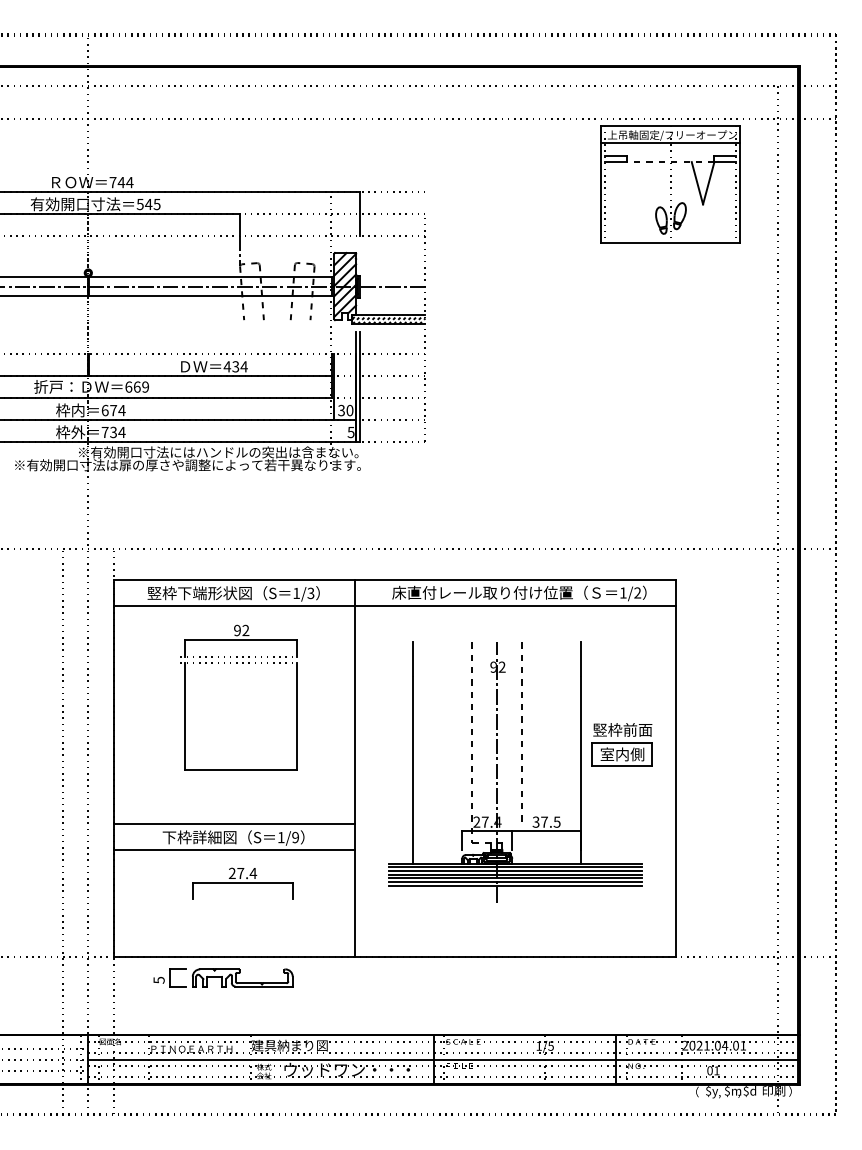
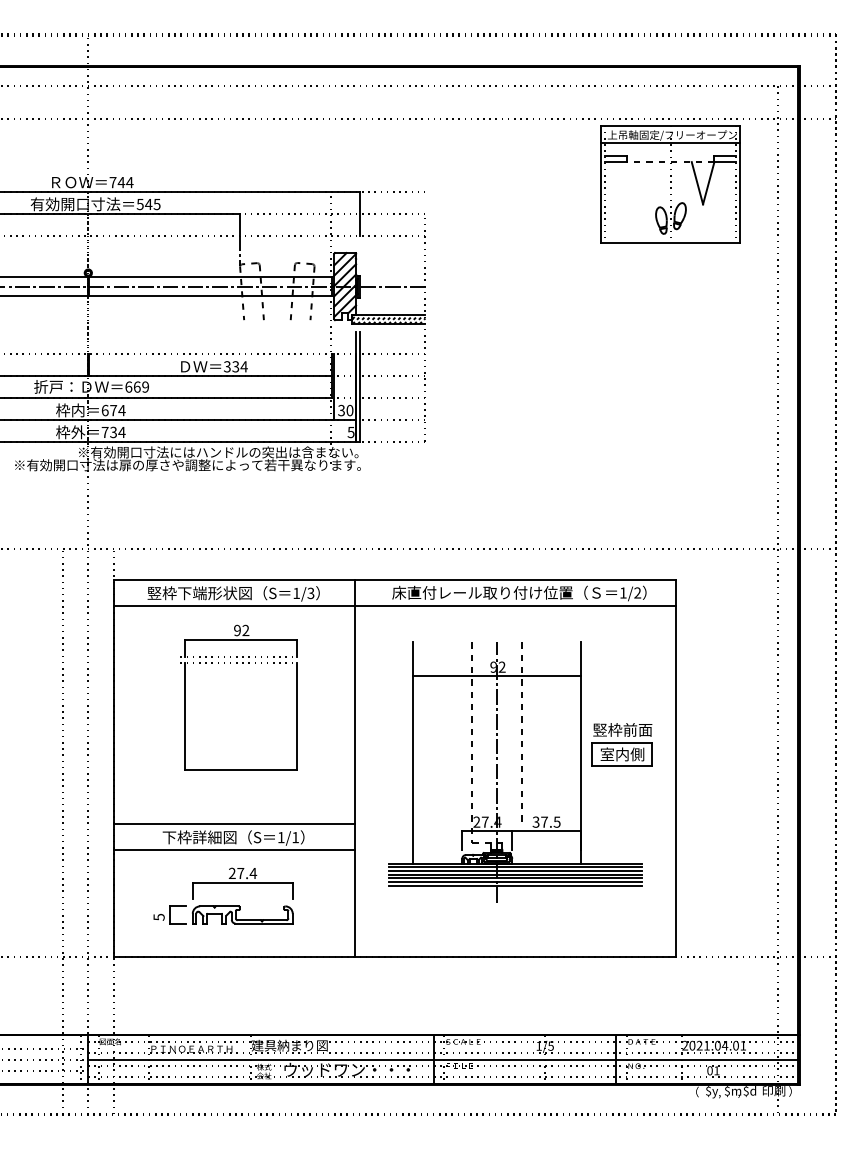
text: 434 -> 334 (227, 366)
line: none -> present (496, 676)
text: 1/9 -> 1/1 (295, 837)
part position: (223, 977) -> (223, 914) (223, 914)
